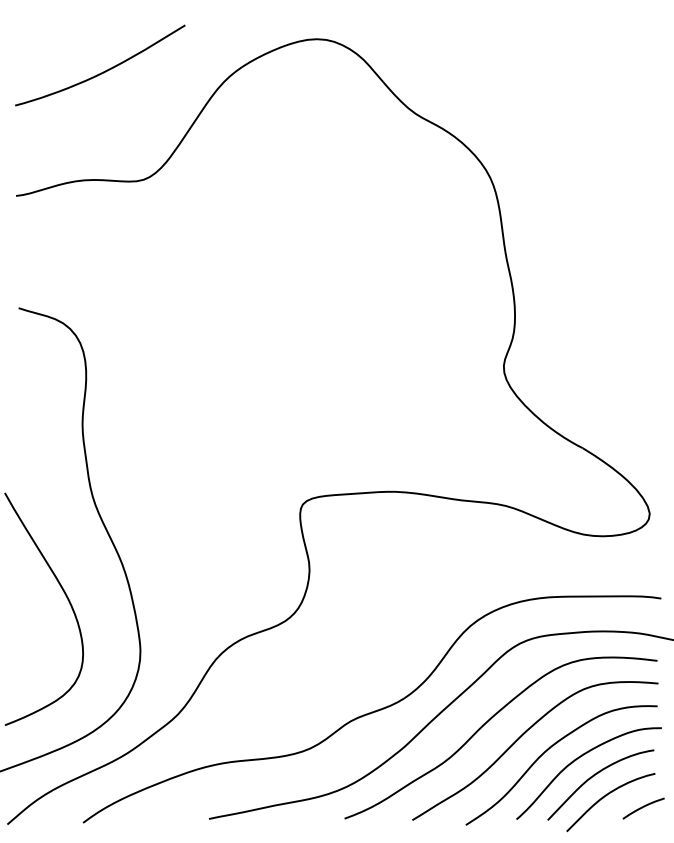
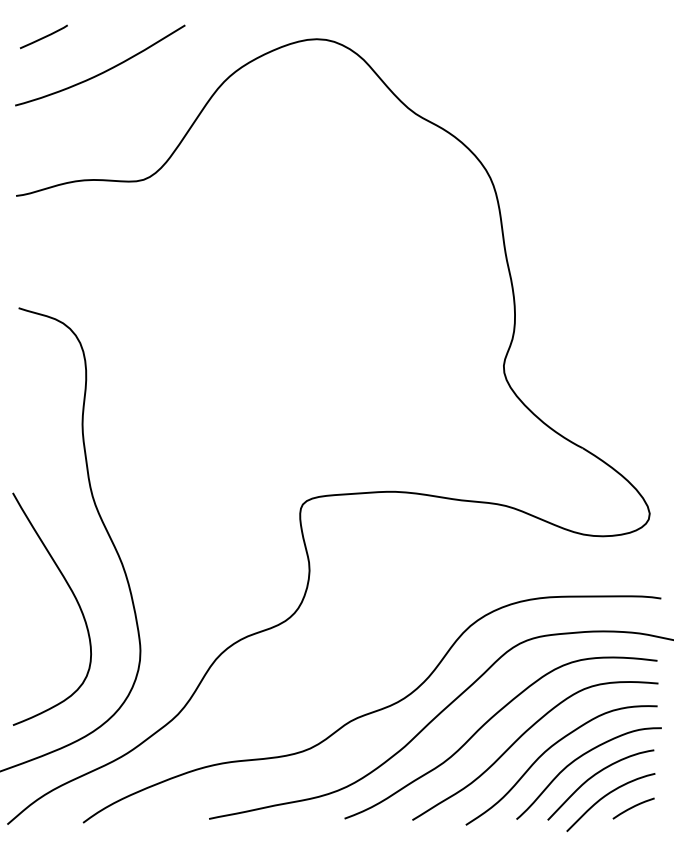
line: none -> present (43, 36)
curve position: (65, 596) -> (73, 596) (73, 596)
curve position: (643, 807) -> (633, 807) (633, 807)
